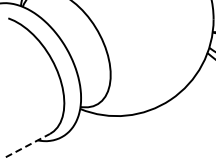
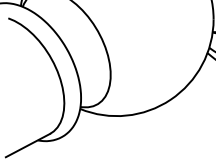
line: dashed -> solid (27, 145)
